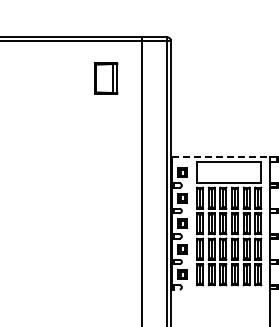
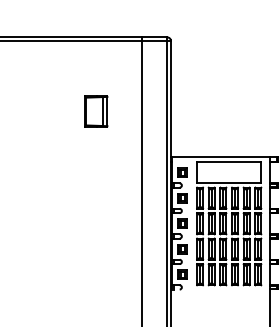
part position: (106, 78) -> (96, 111) (96, 111)
line: dashed -> solid (221, 157)
